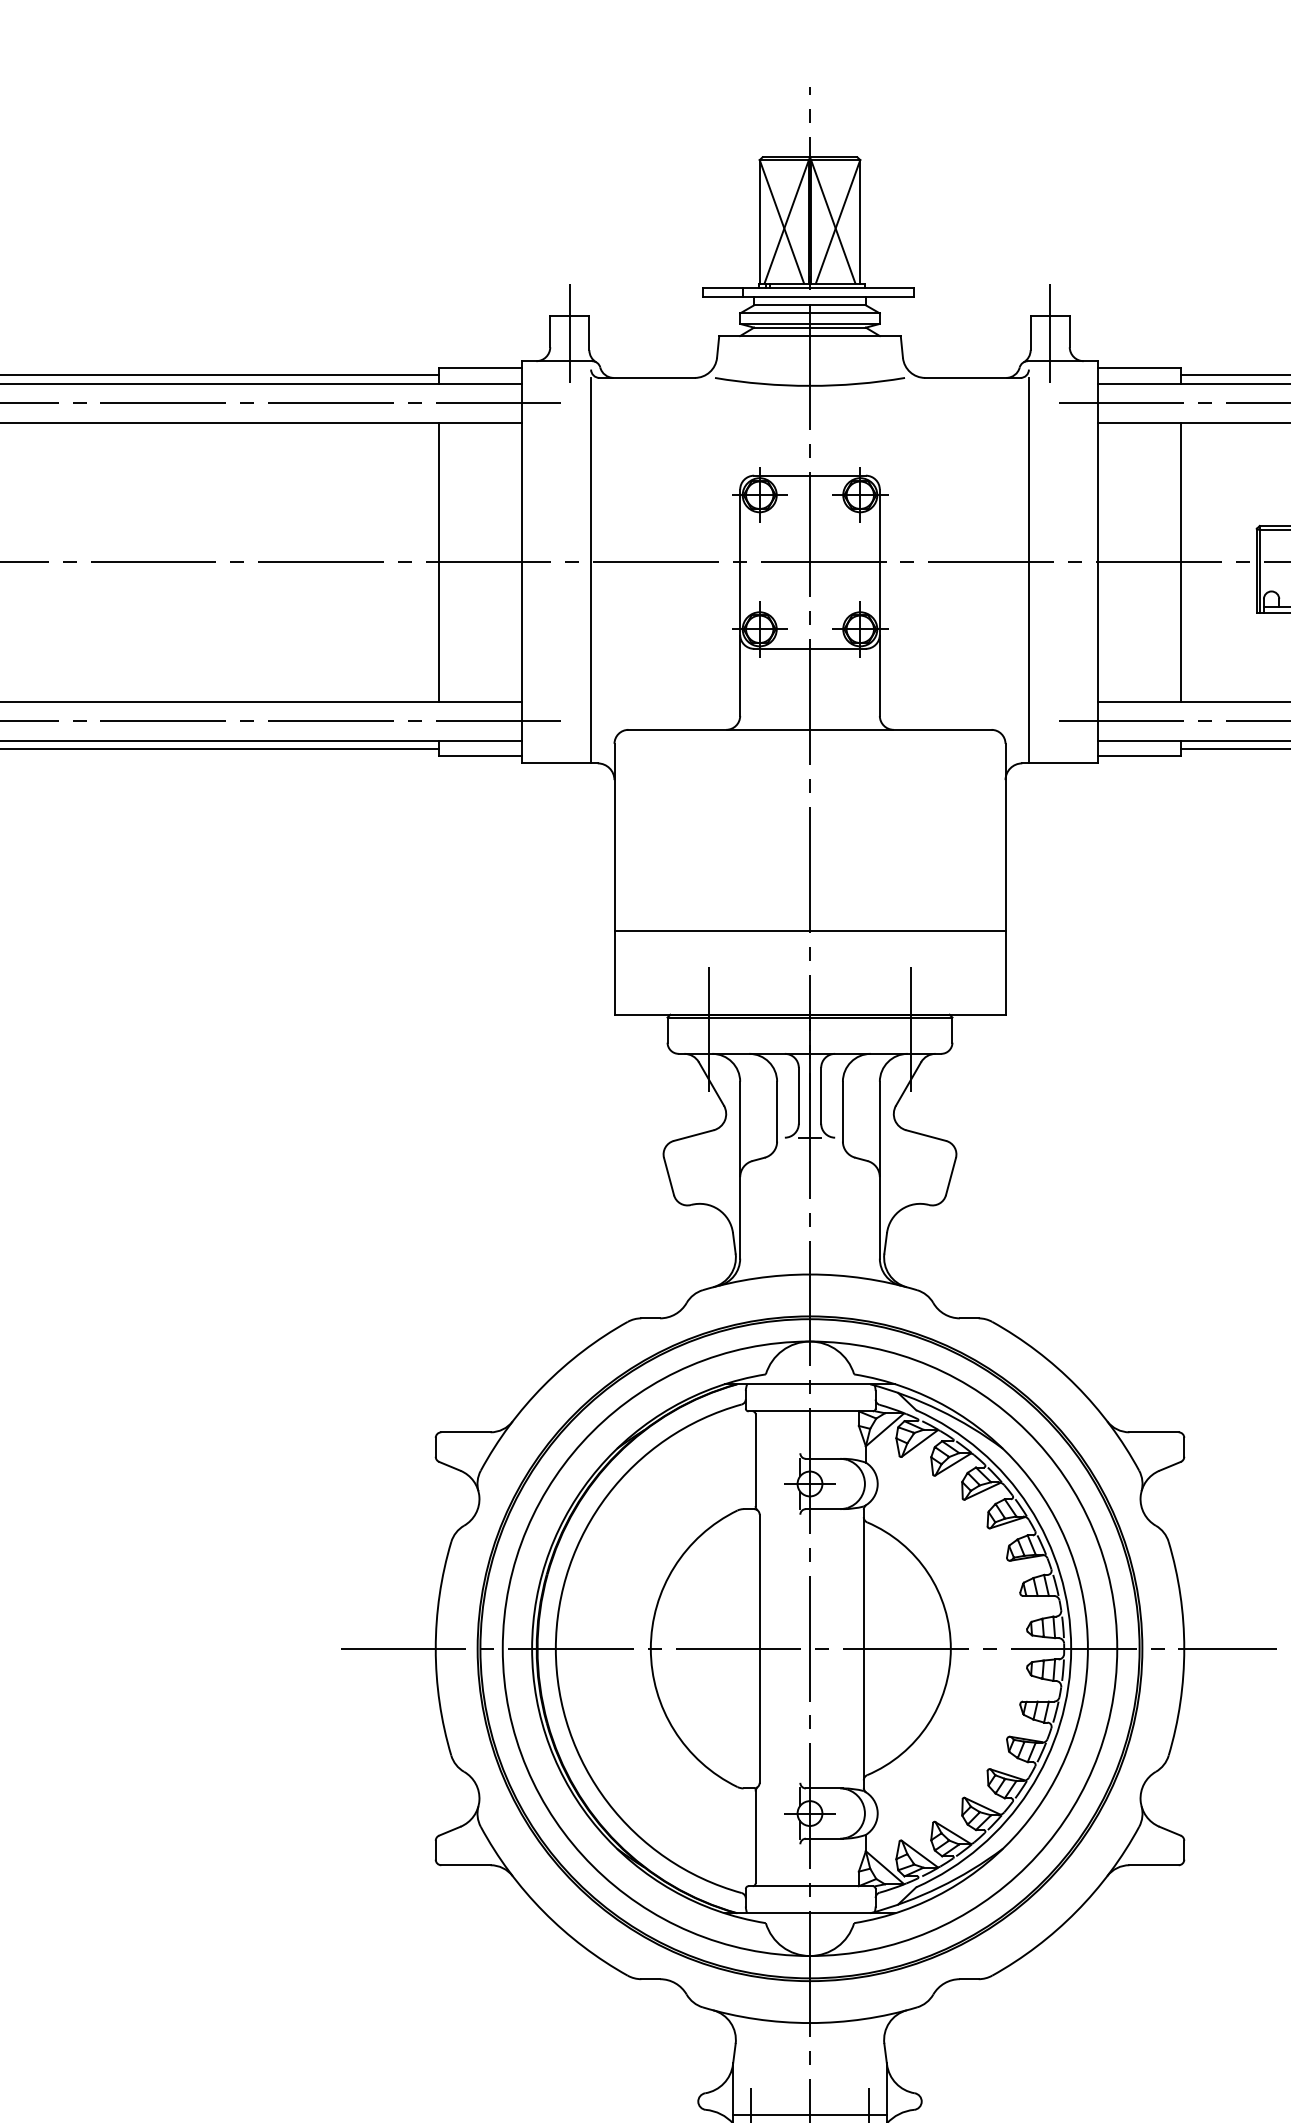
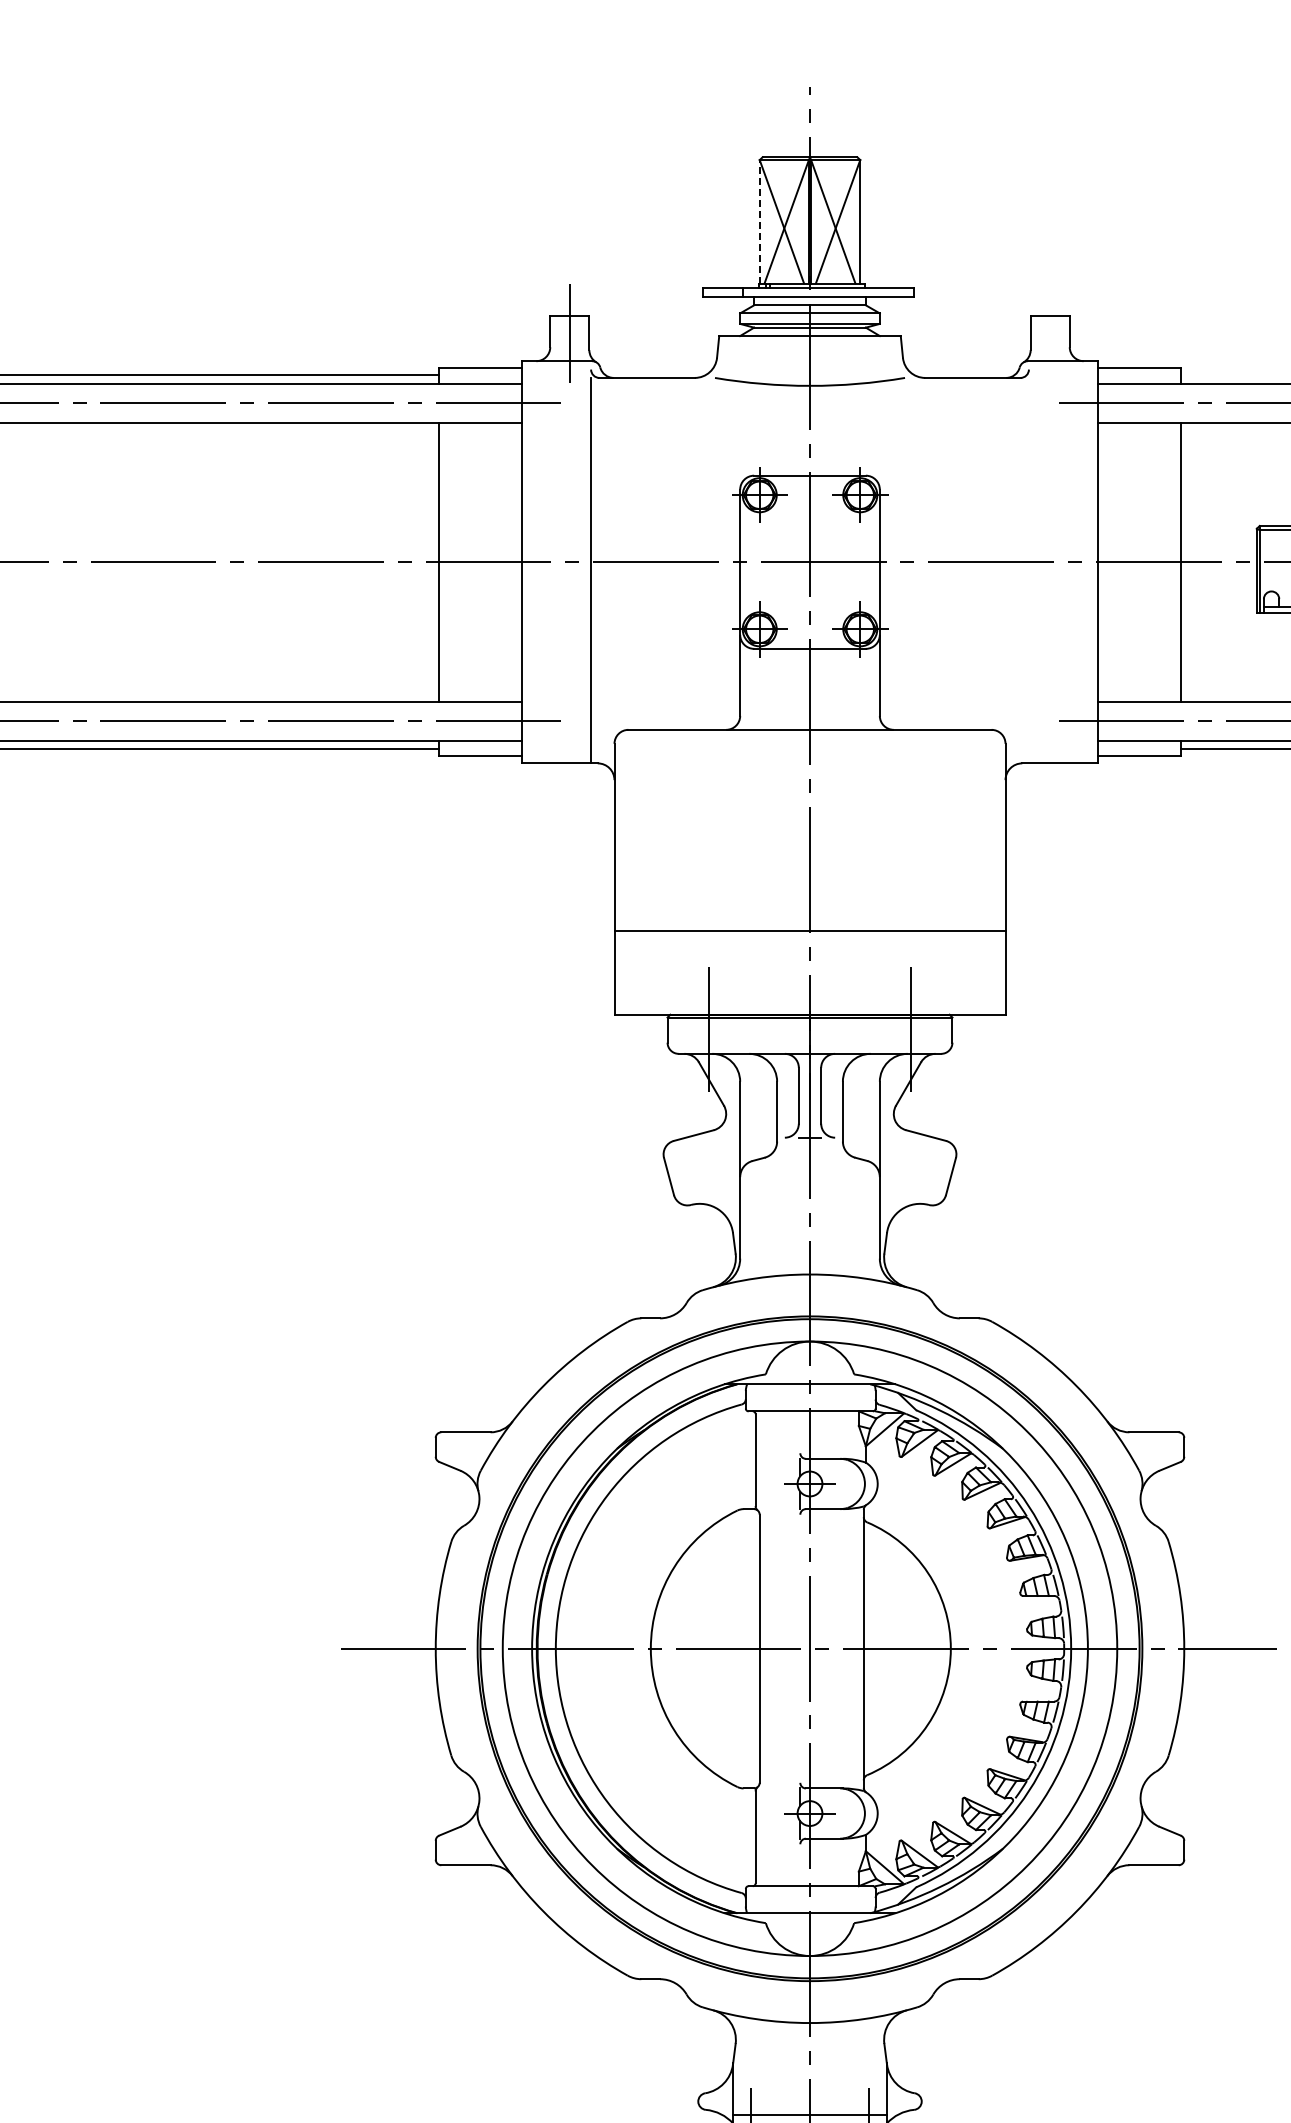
line: solid -> dashed (759, 221)
line: present -> none (1050, 333)
line: present -> none (1234, 375)
line: present -> none (1028, 570)
